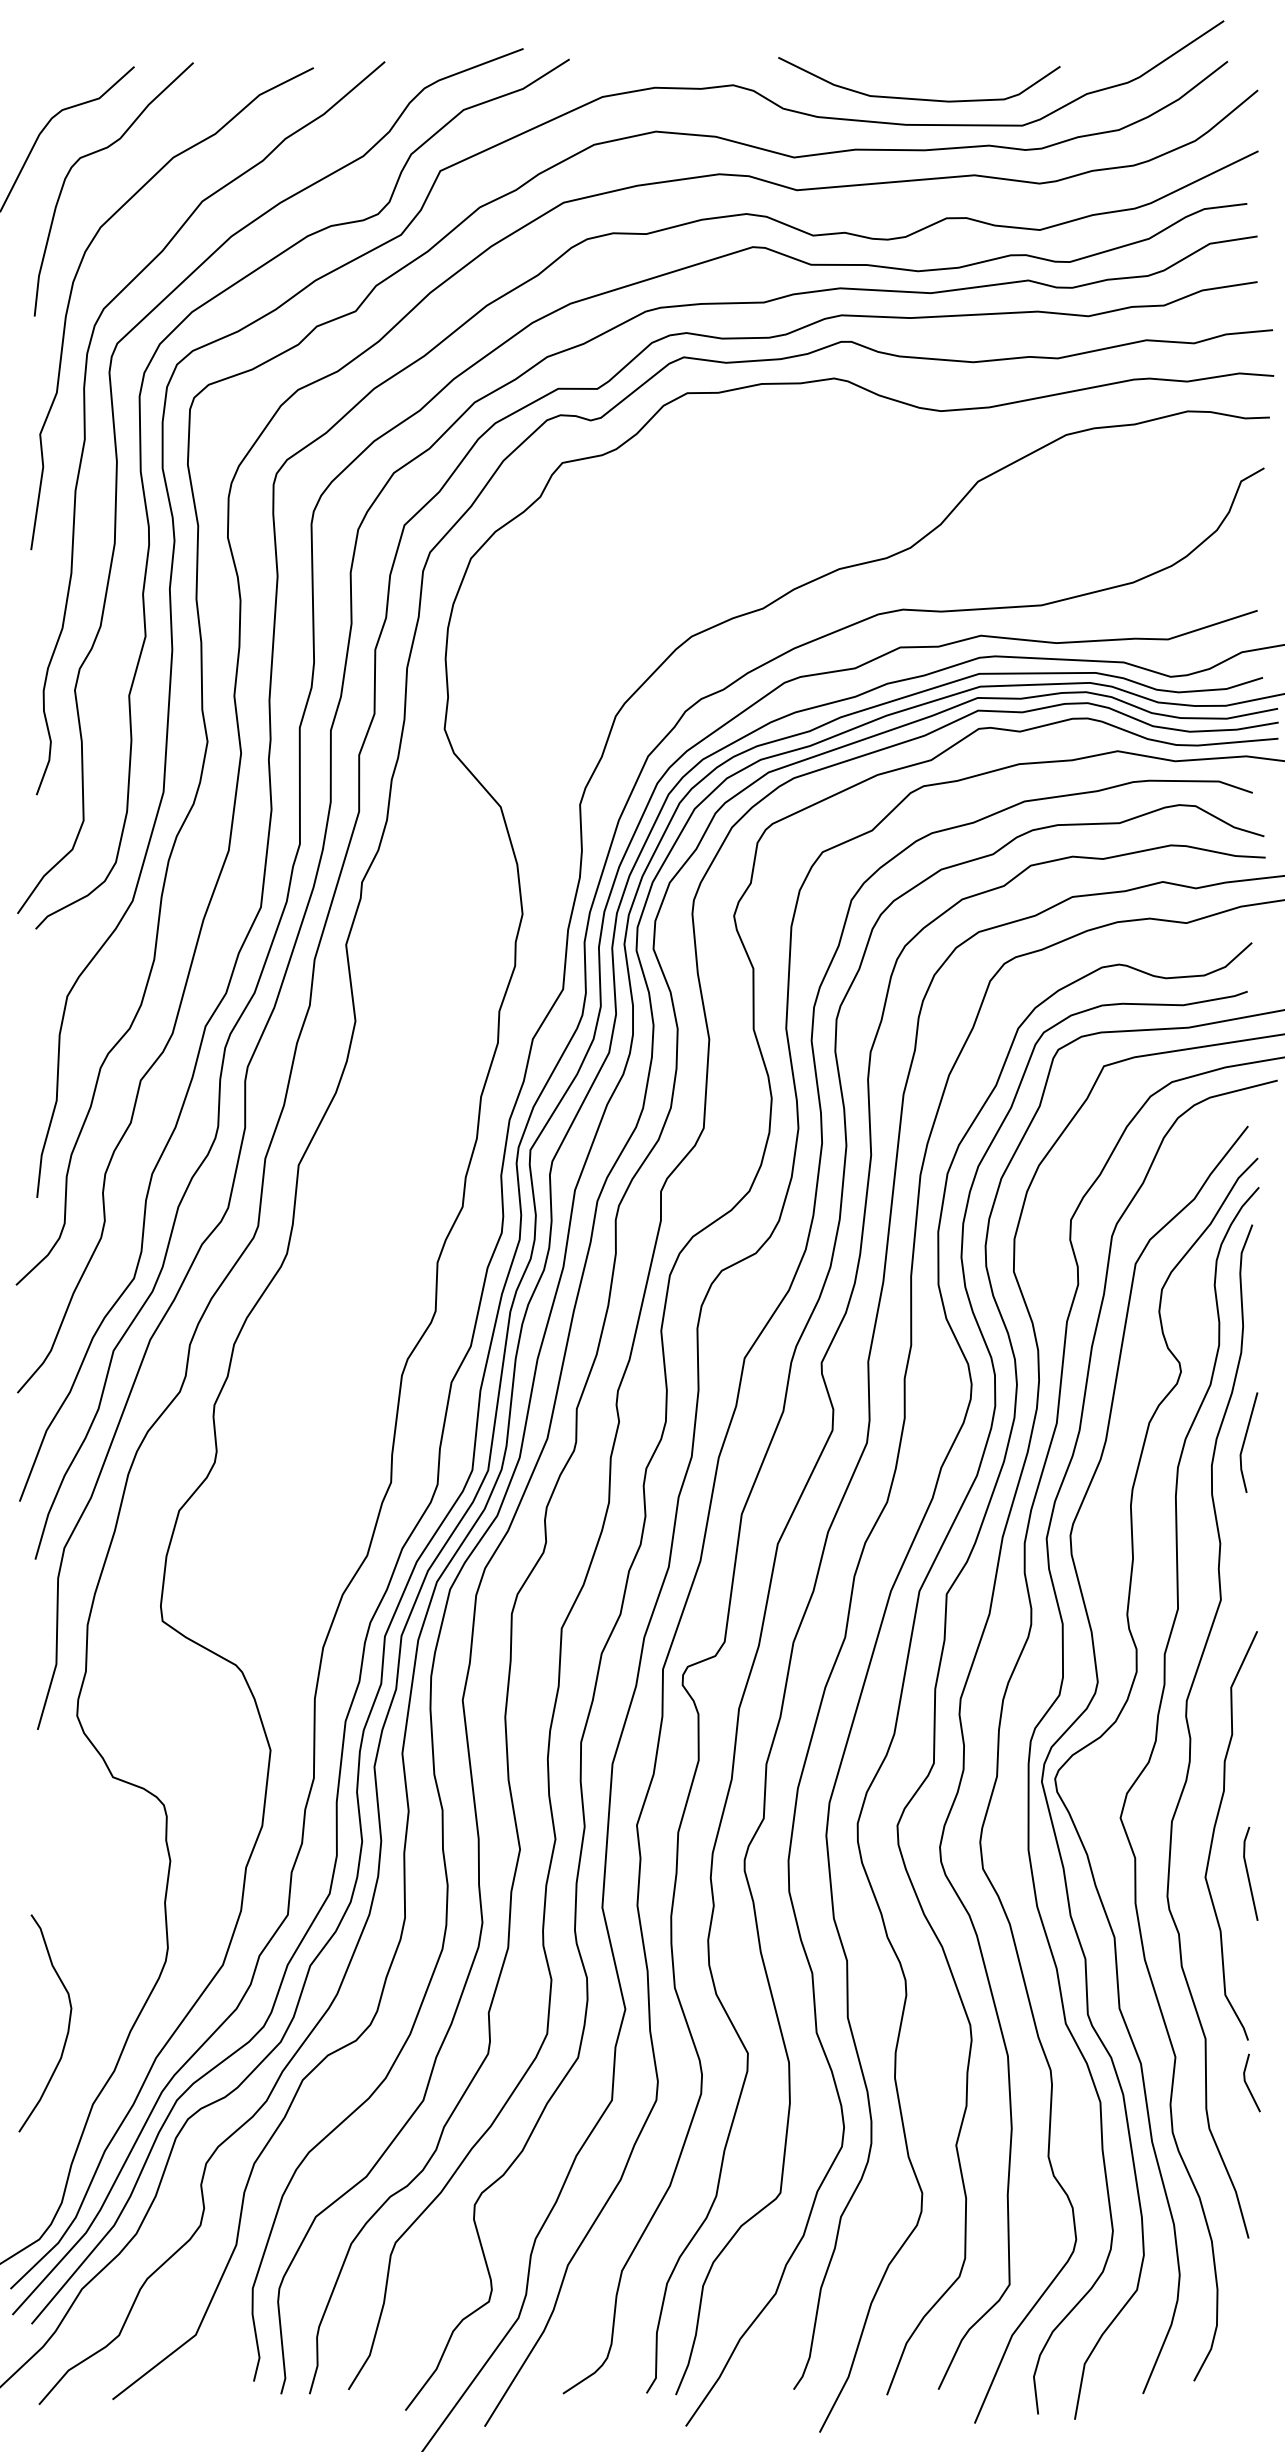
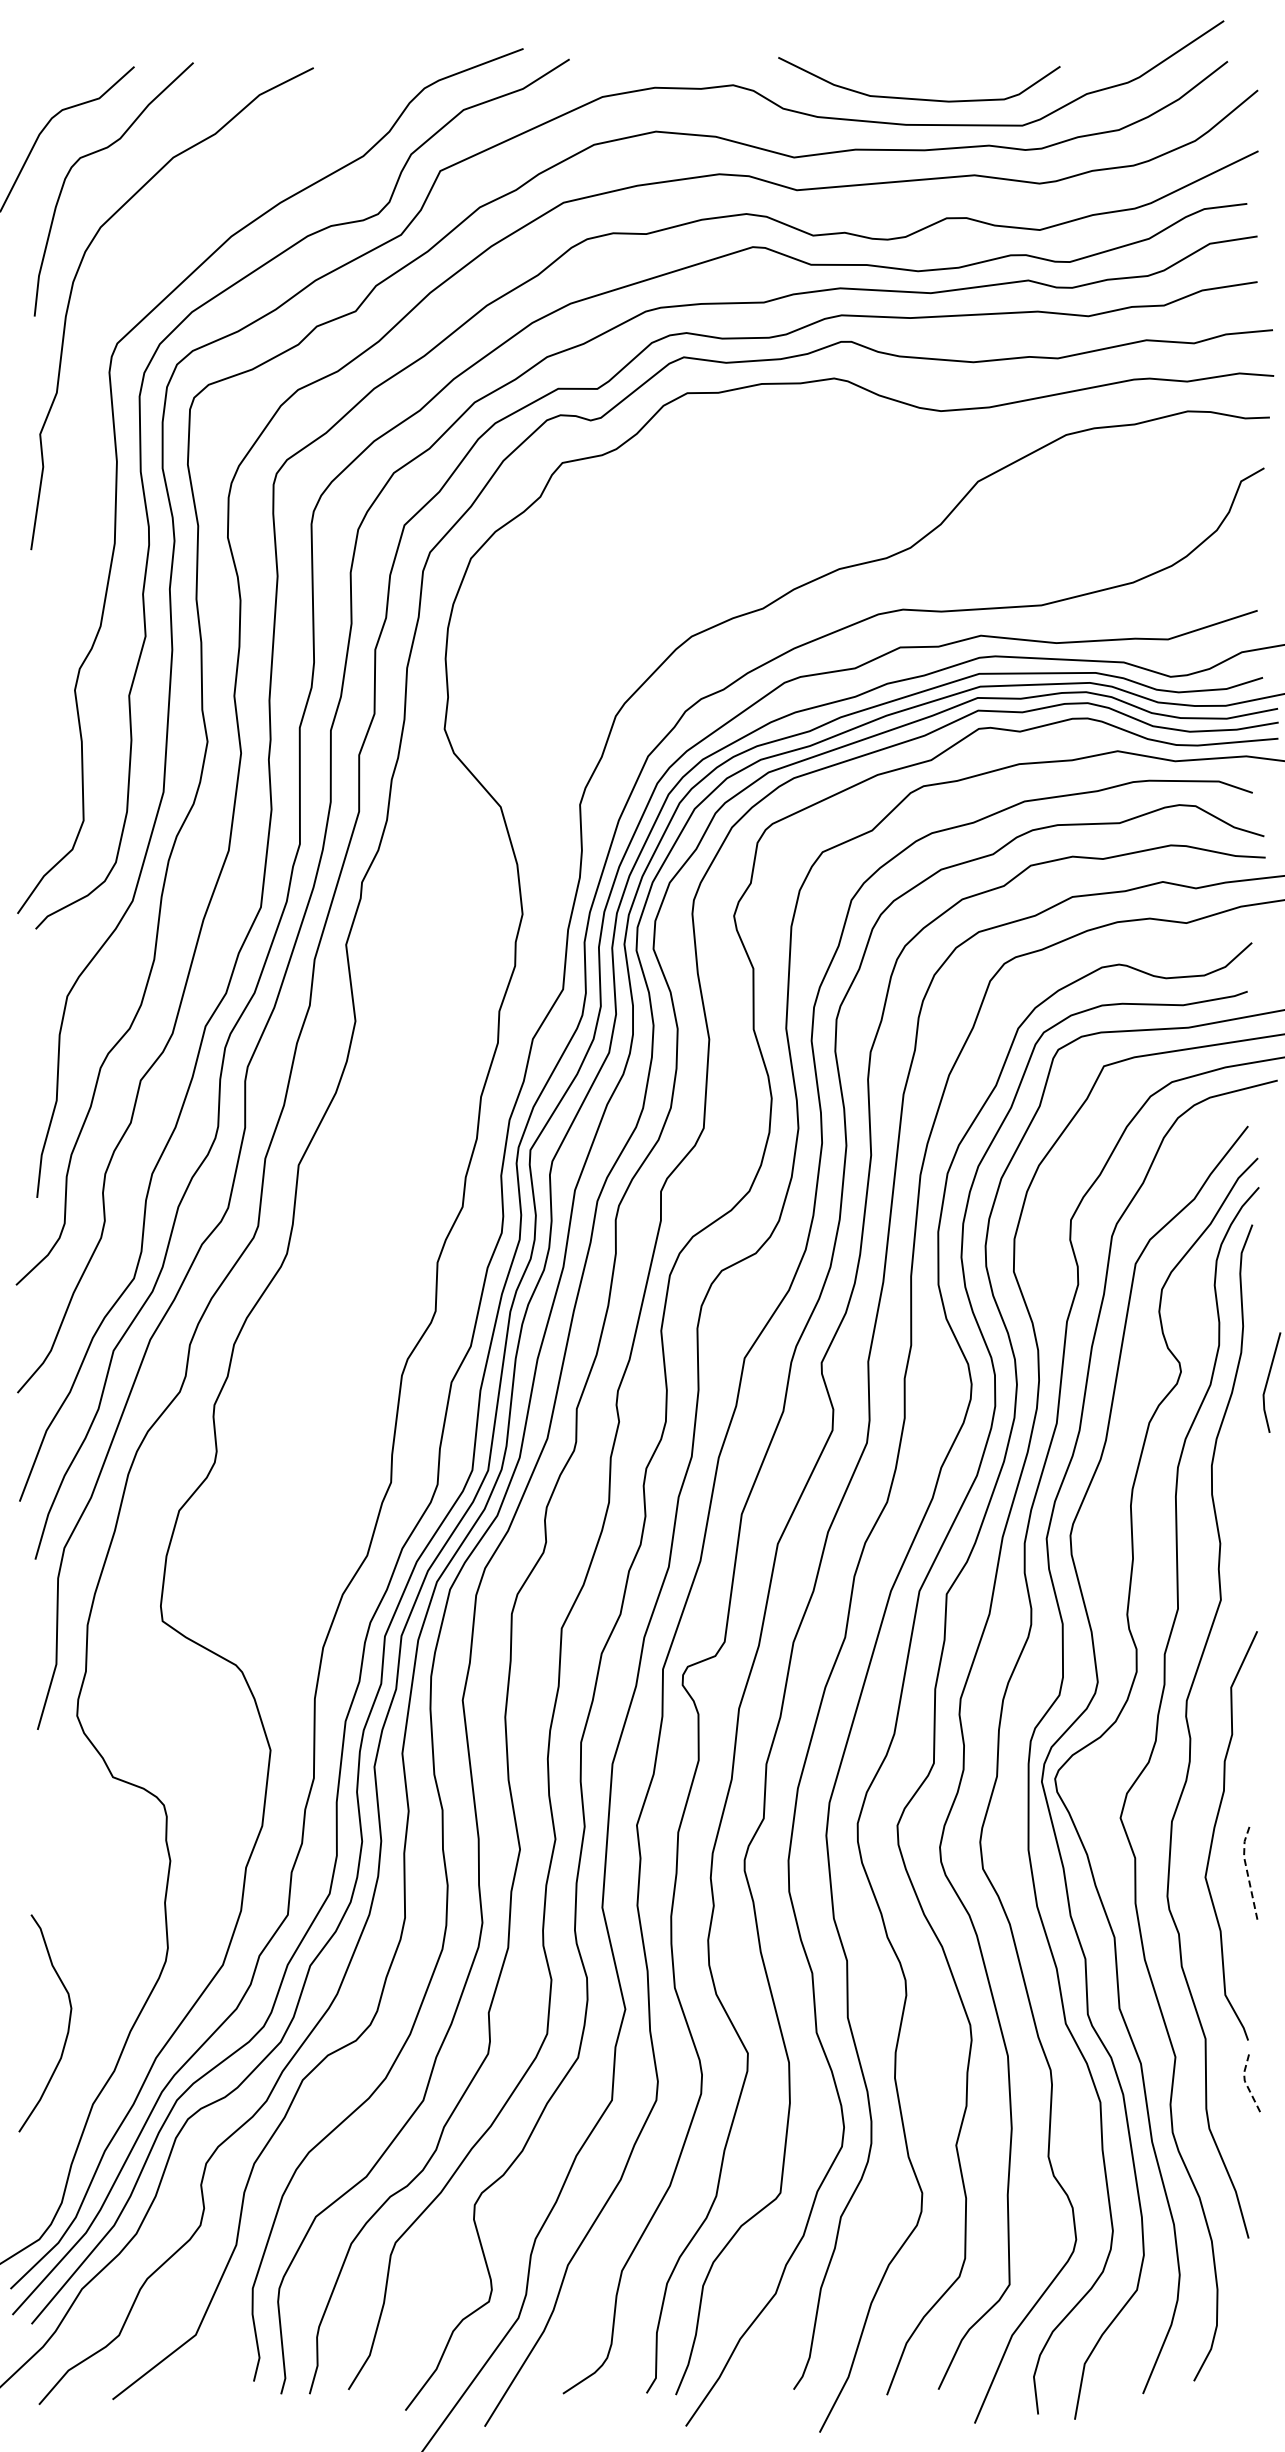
curve: present -> none (85, 428)
line position: (1245, 1441) -> (1268, 1381) (1268, 1381)
line: solid -> dashed (1247, 1872)
line: solid -> dashed (1245, 2082)
